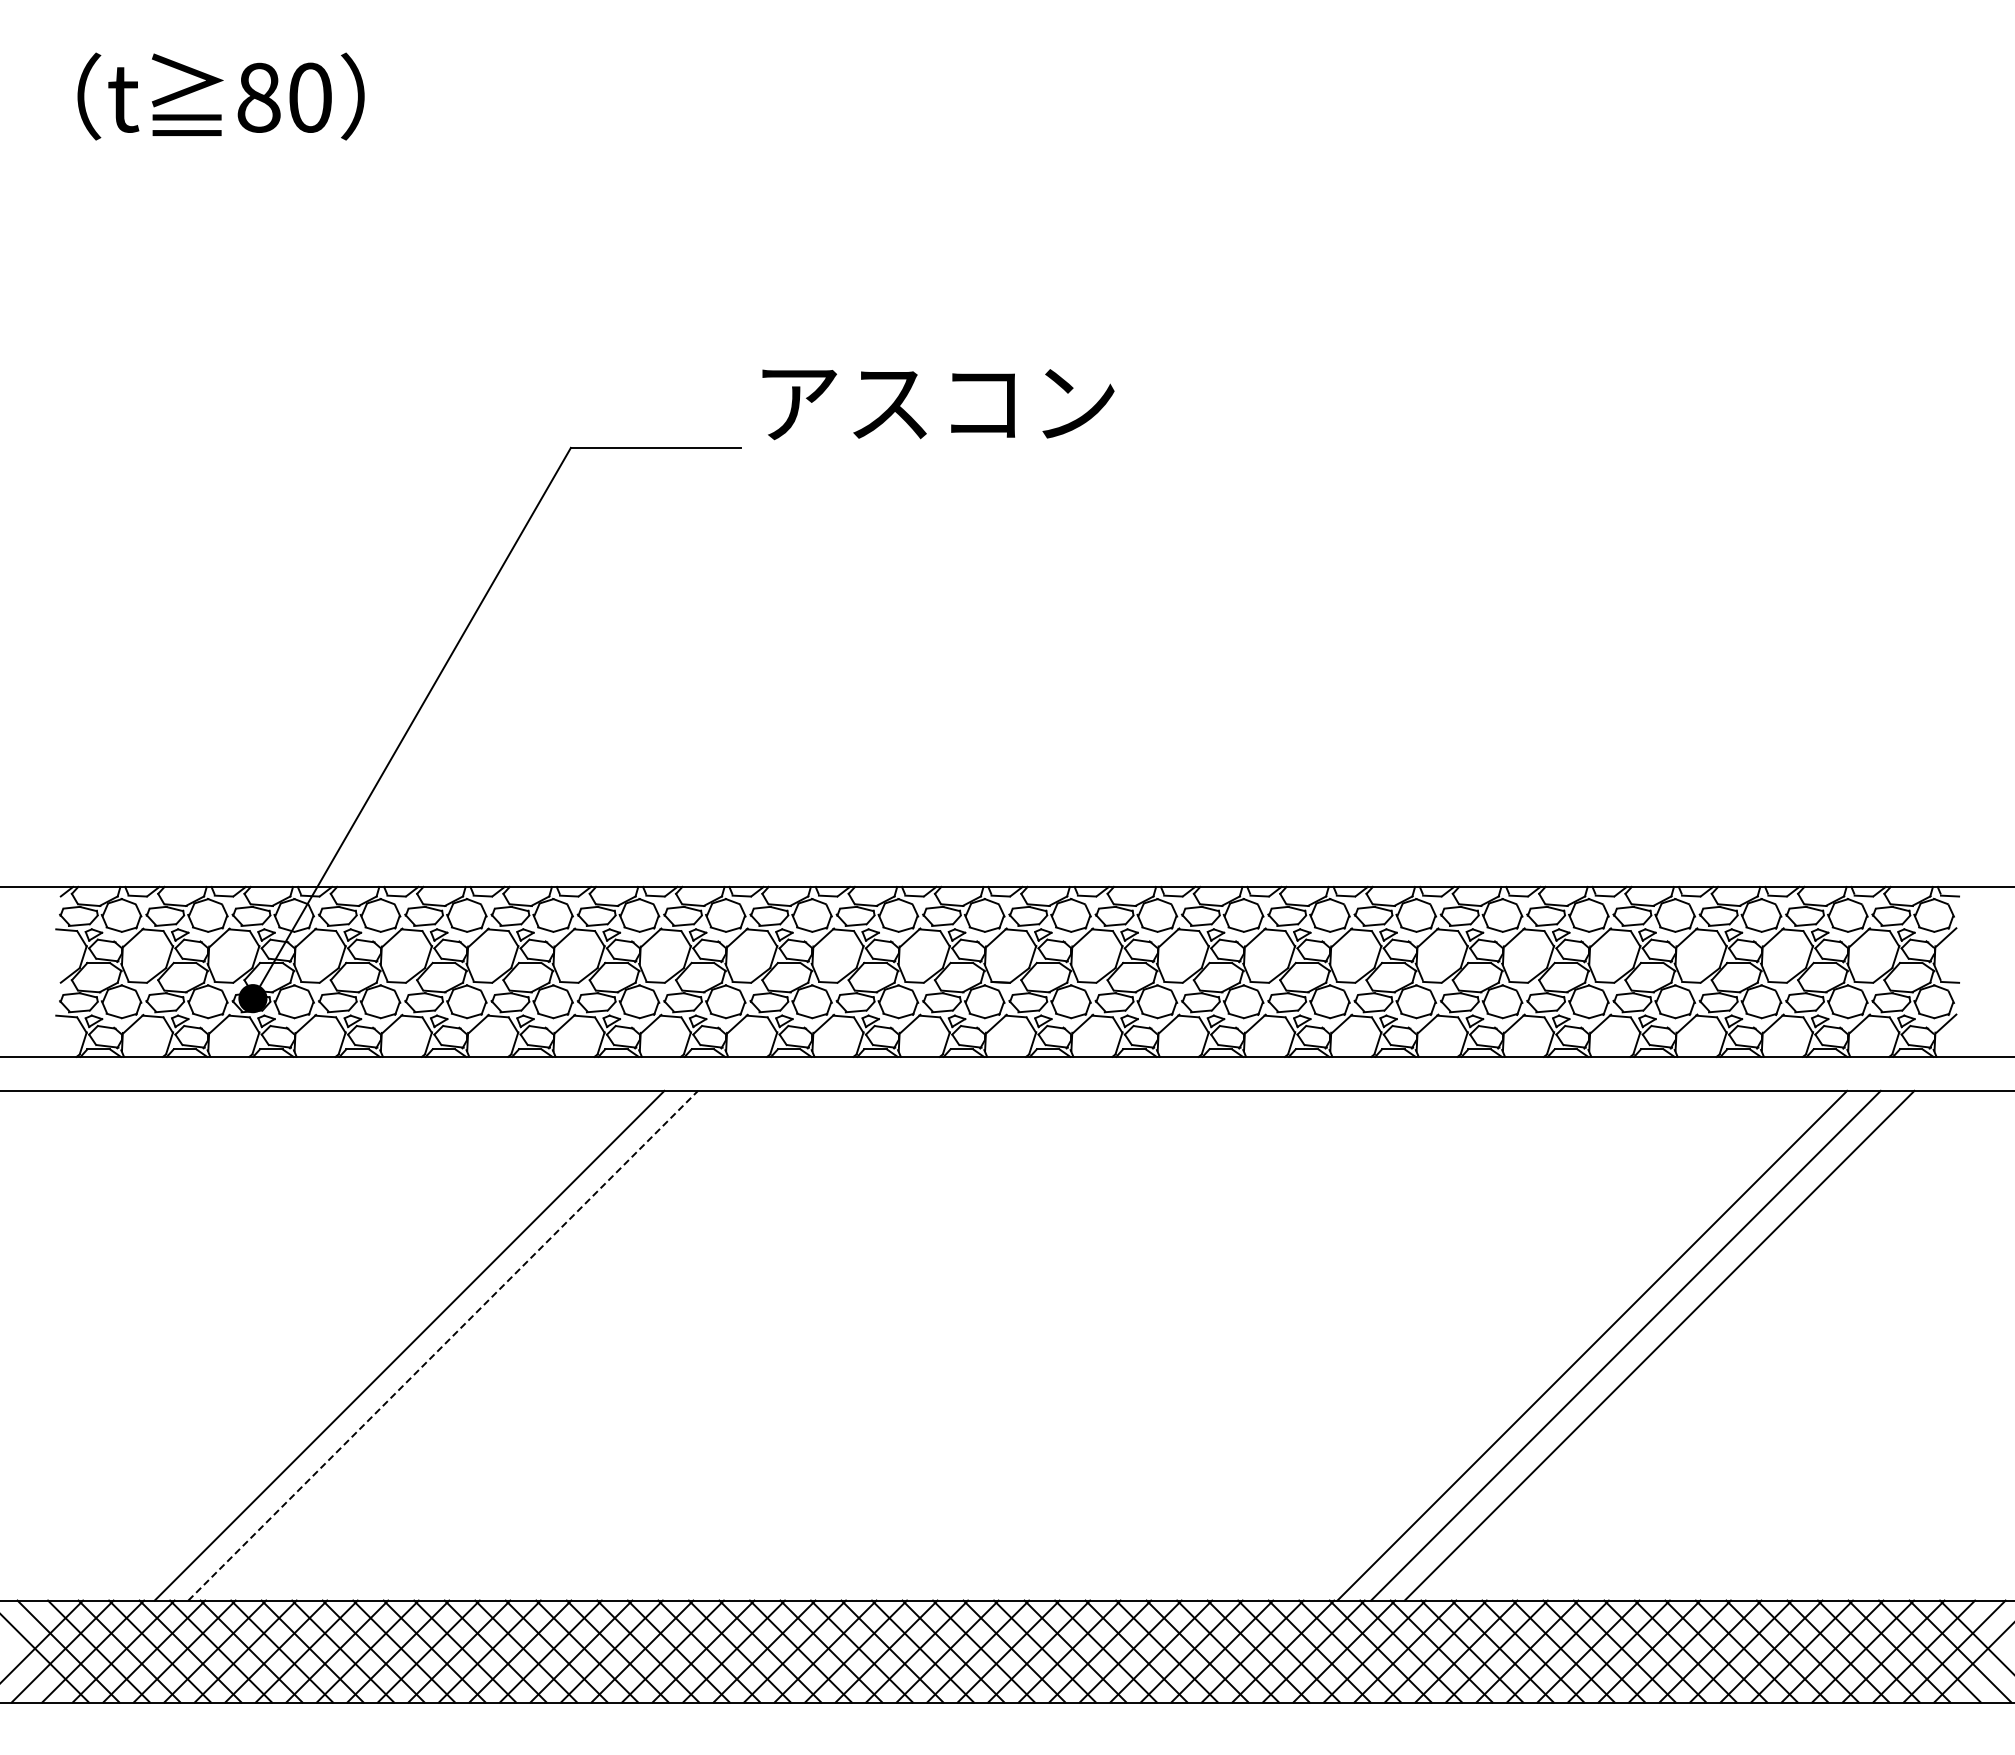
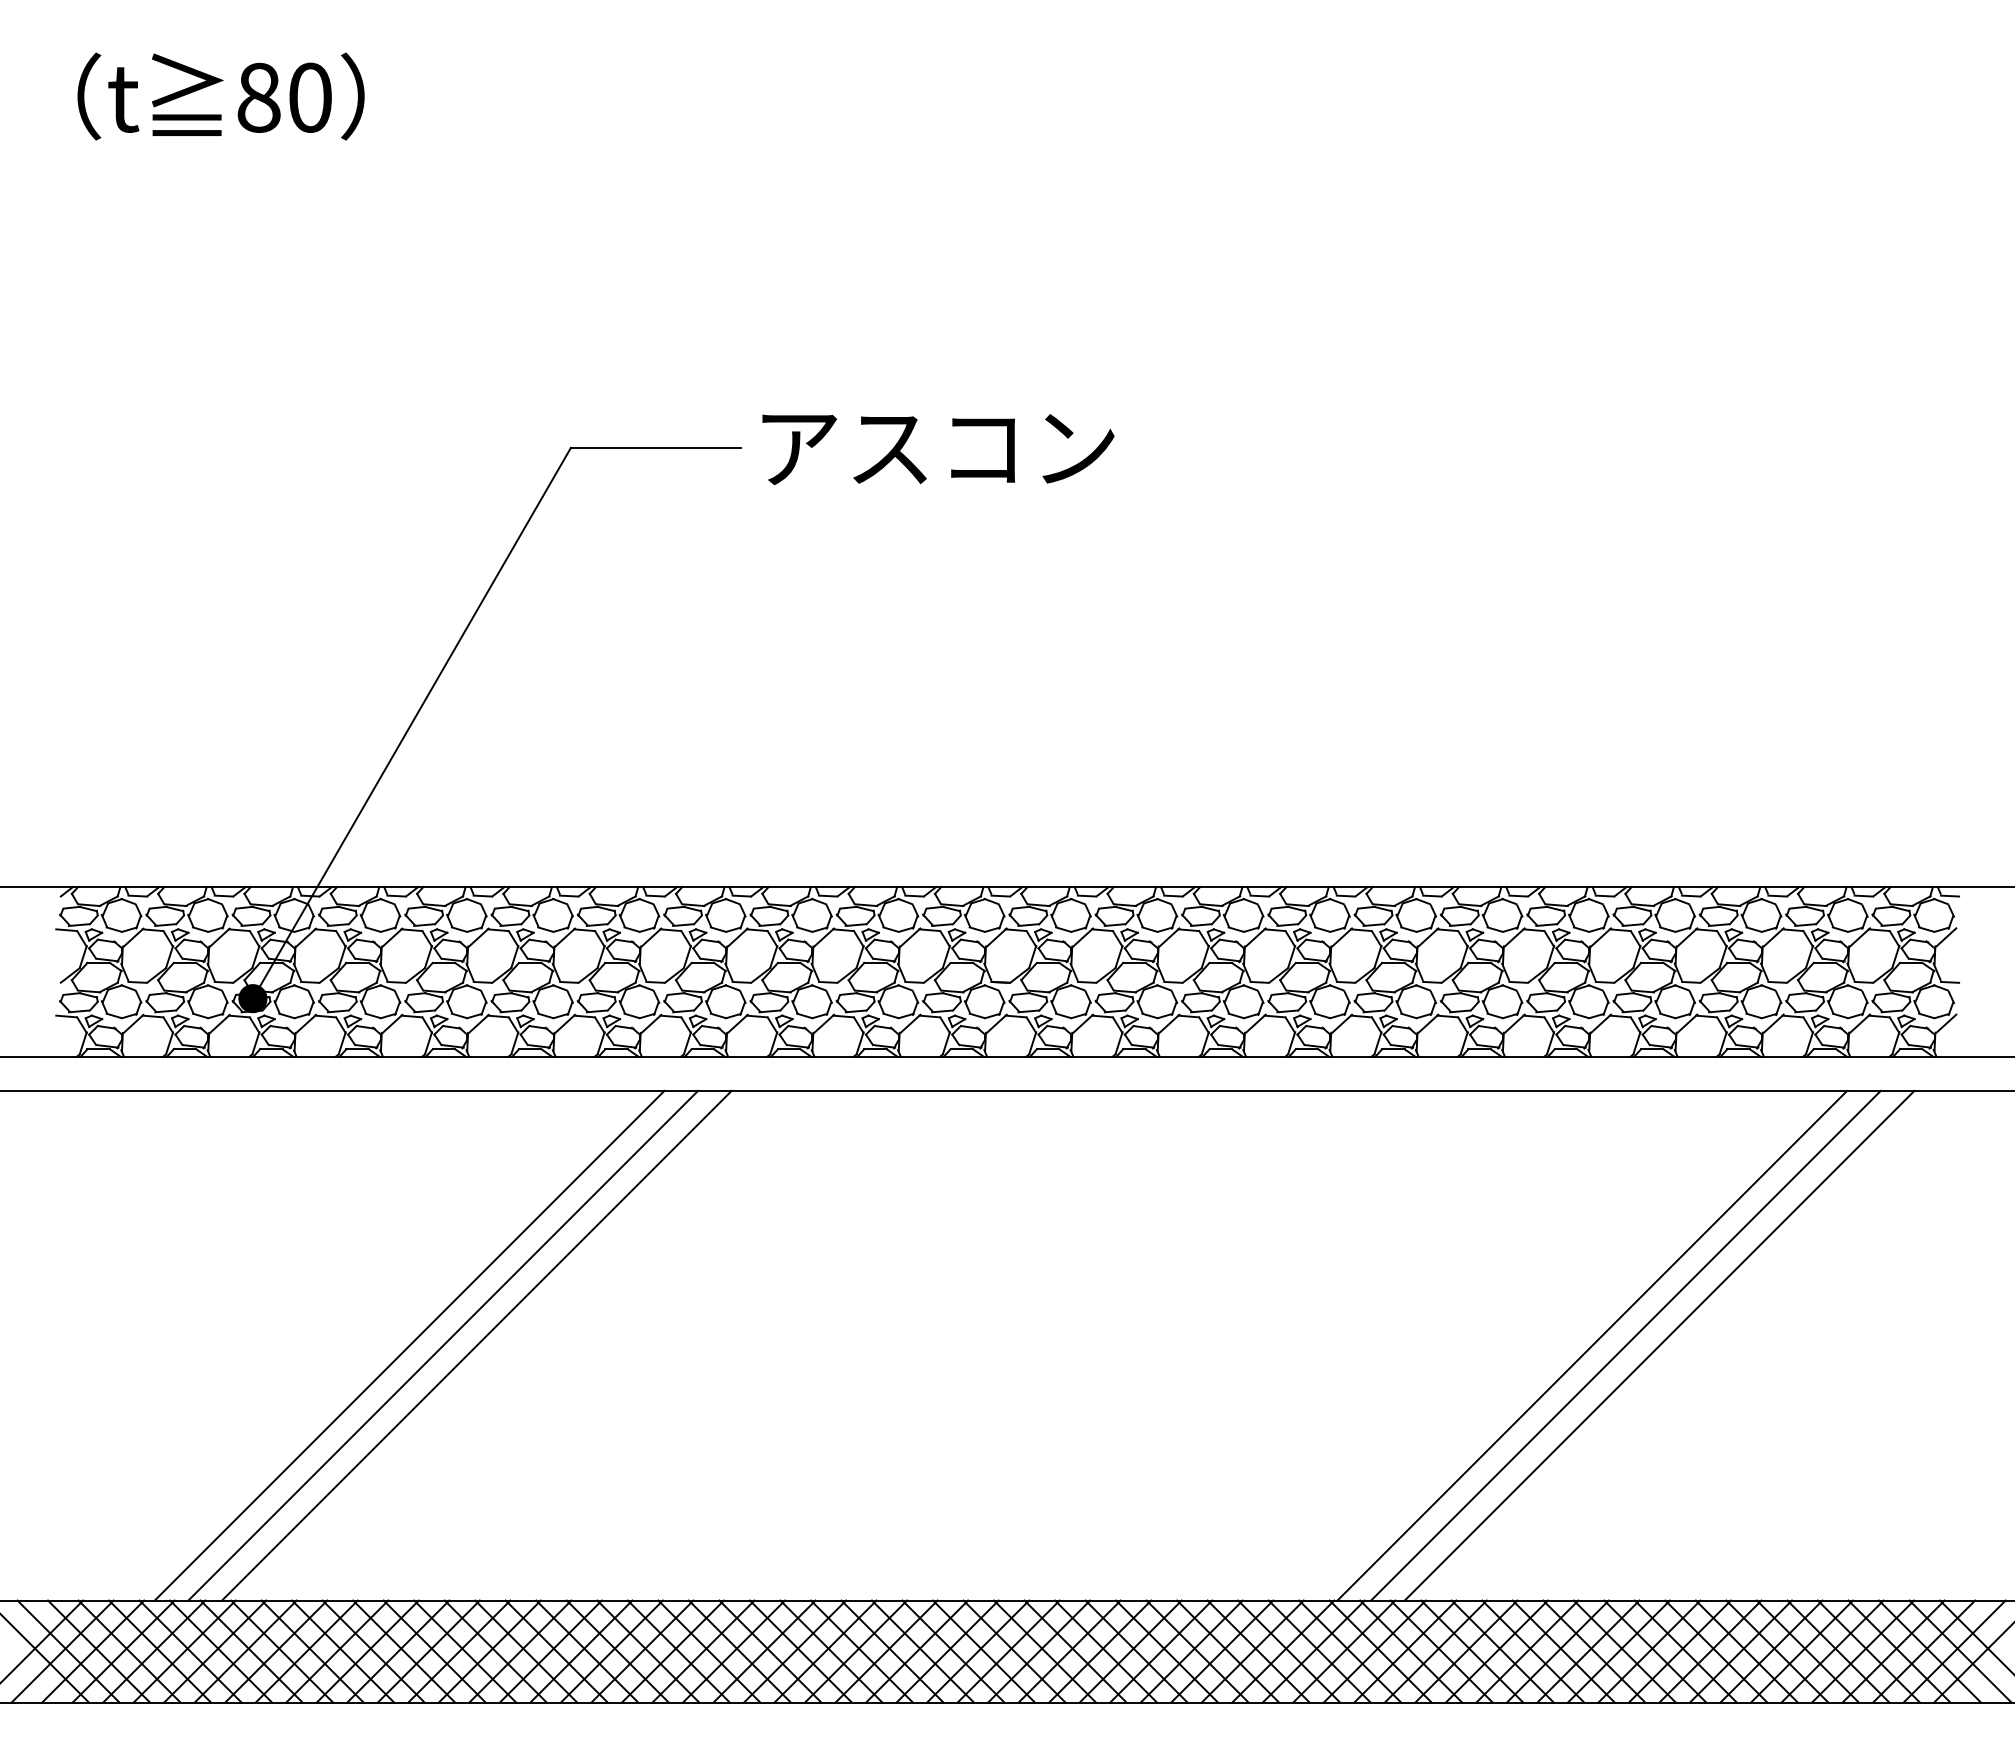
text position: (938, 404) -> (938, 449) (938, 449)
line: dashed -> solid (443, 1345)
line: none -> present (476, 1345)
